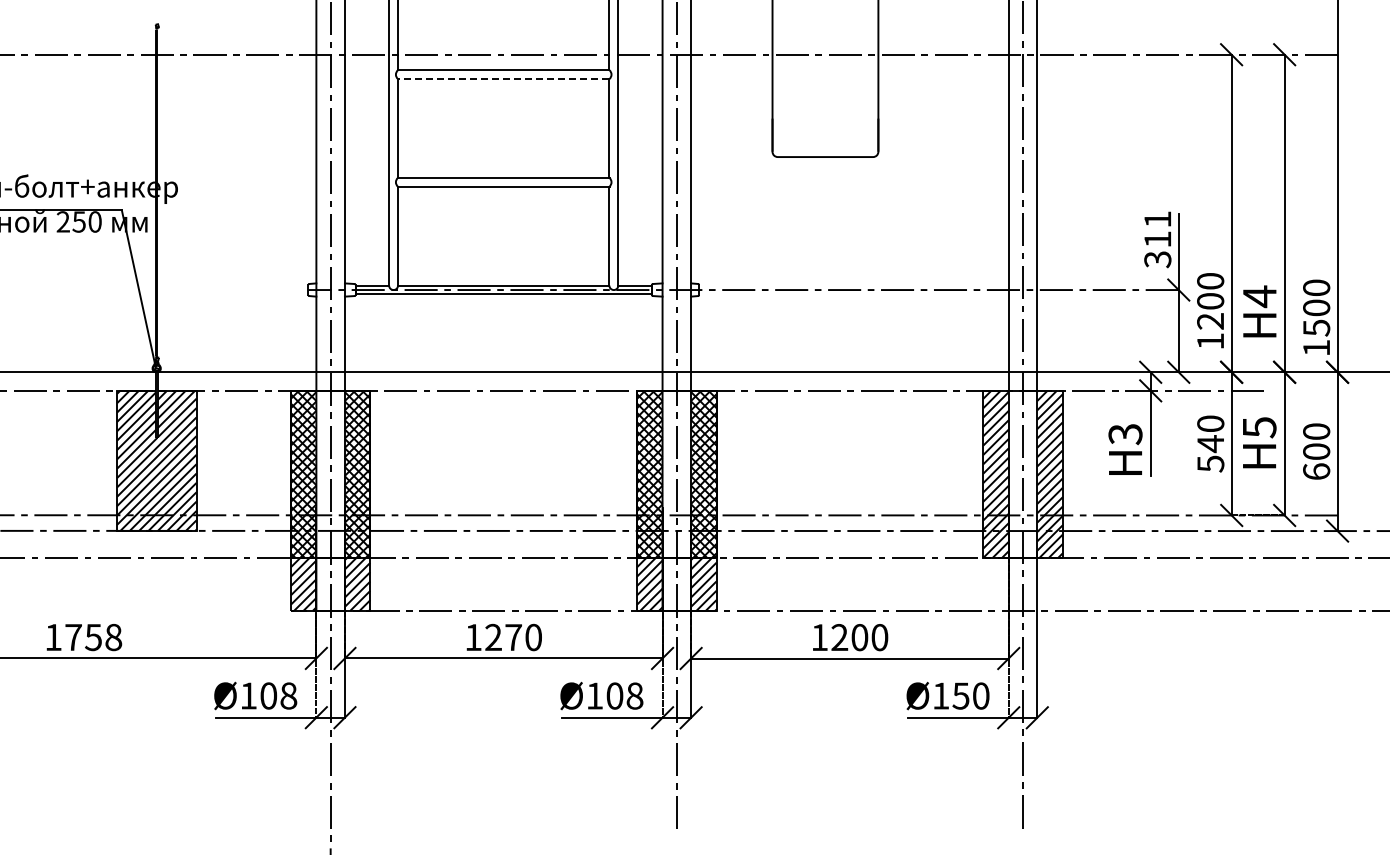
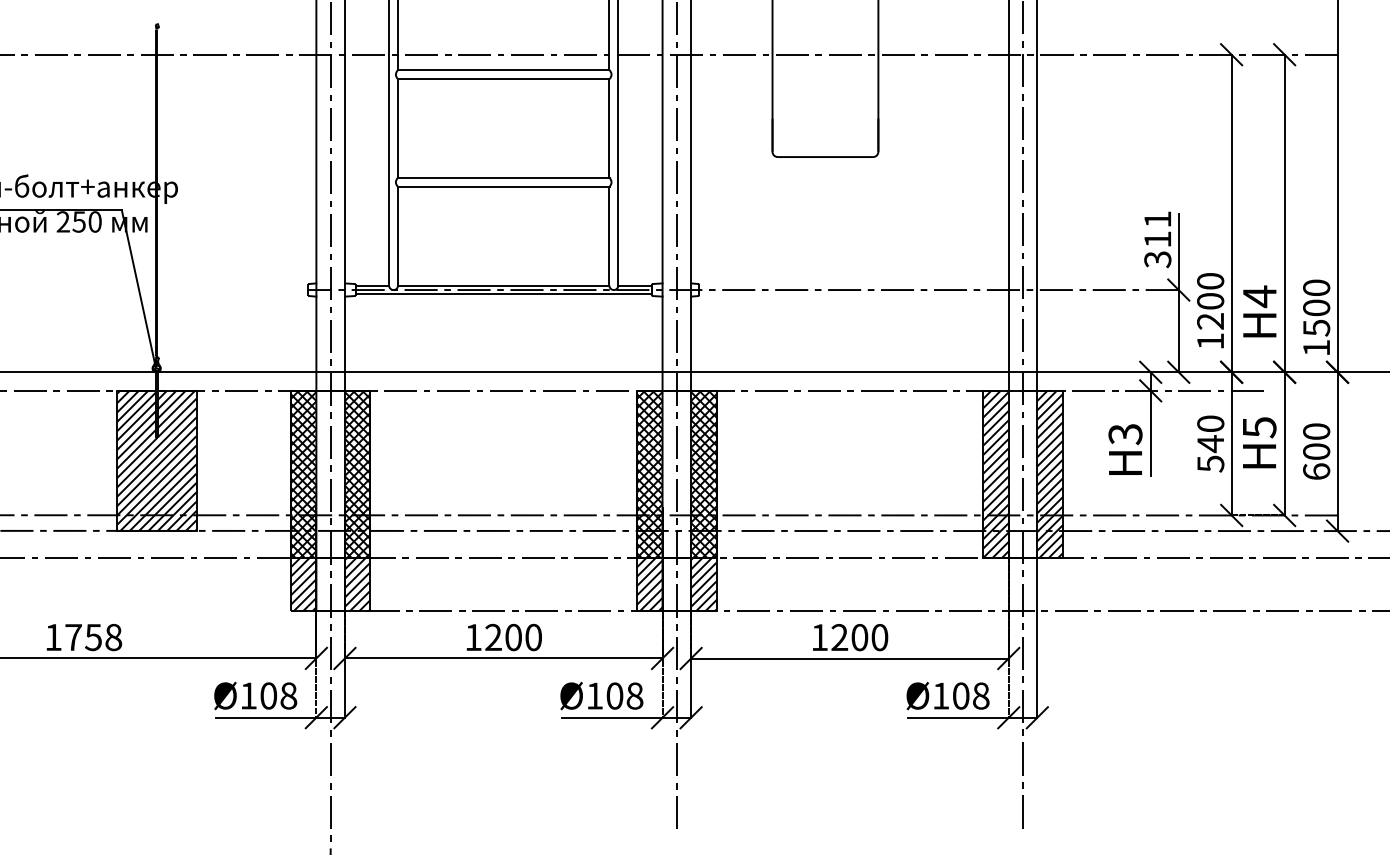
line: dashed -> solid (503, 79)
text: 1270 -> 1200 (513, 637)
text: Ø150 -> Ø108 (970, 695)
